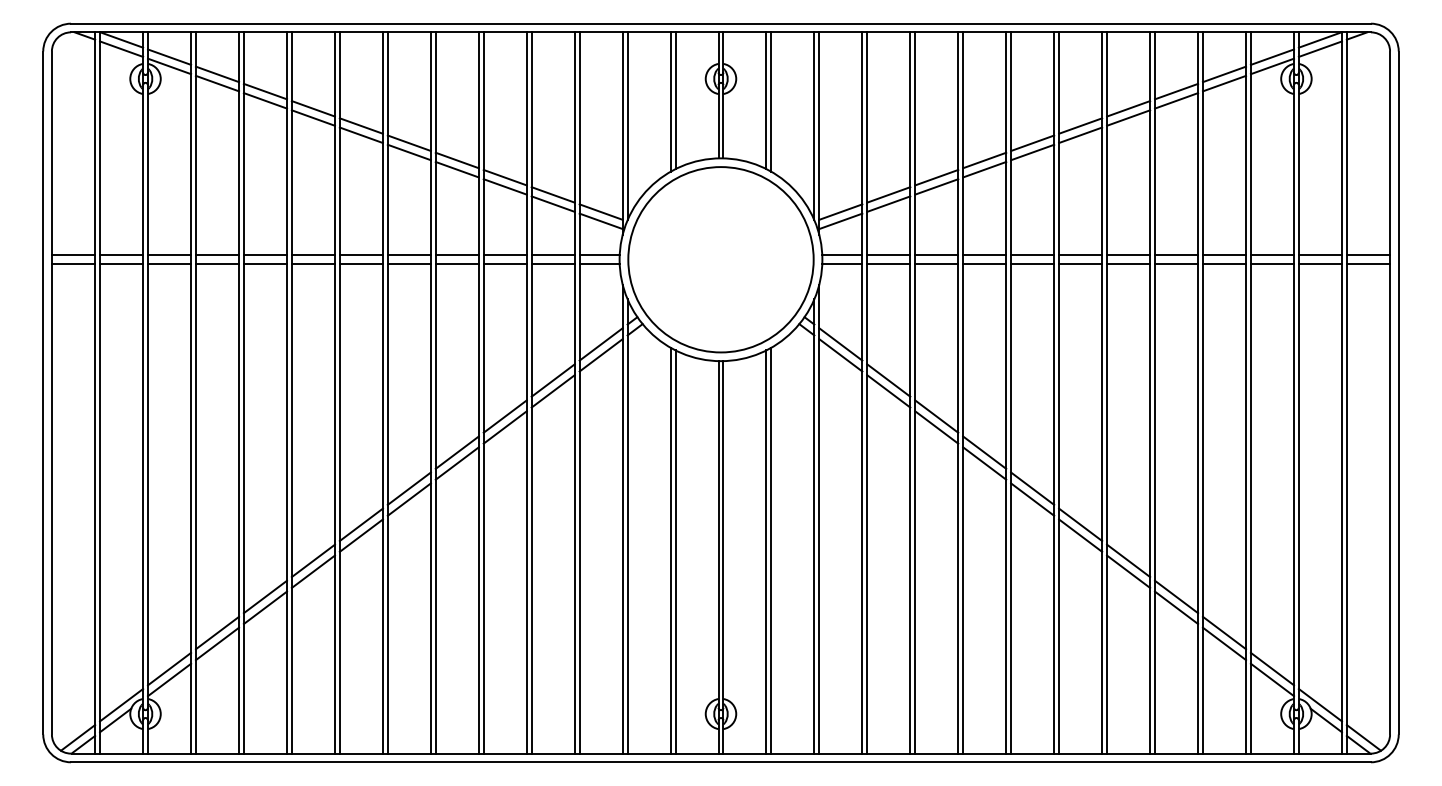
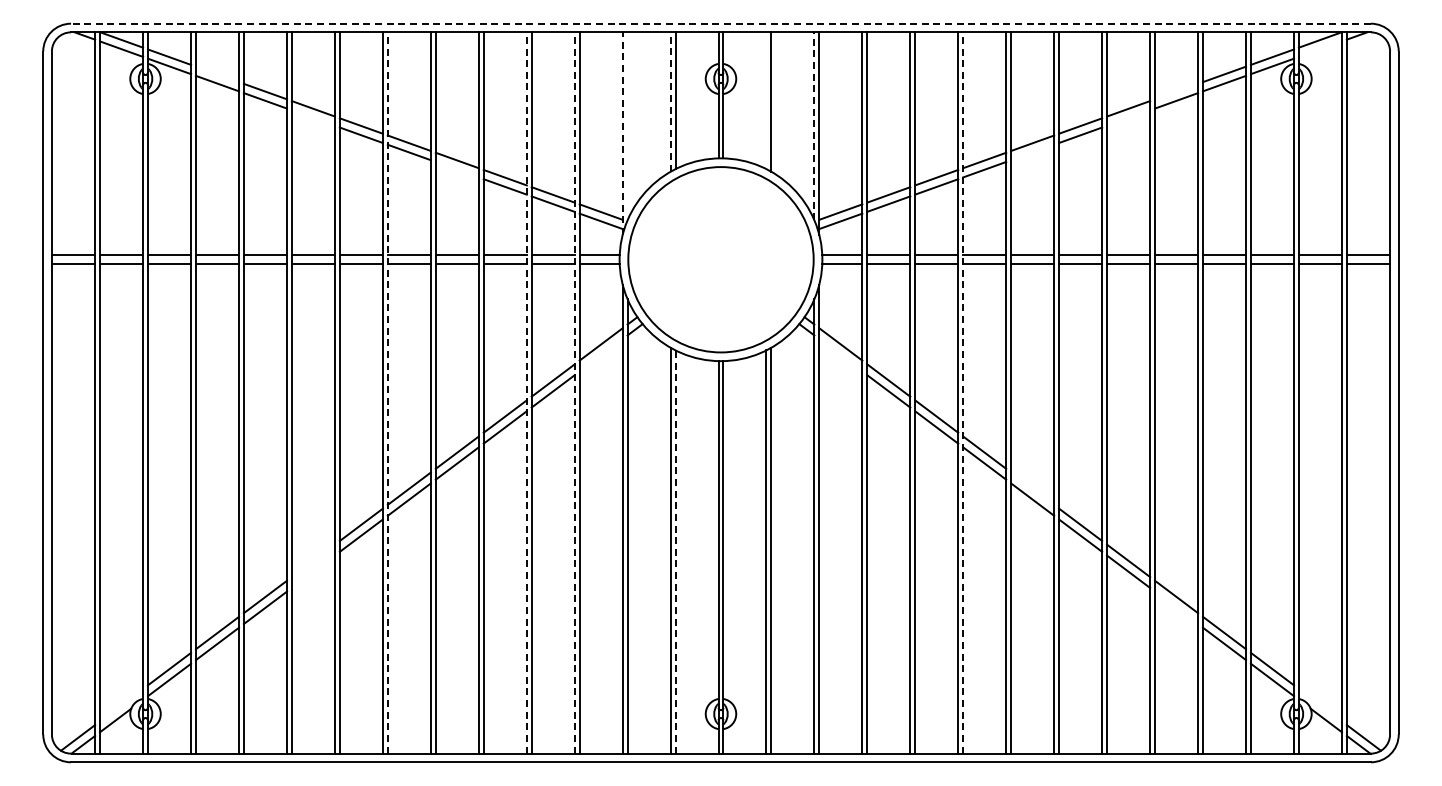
line: solid -> dashed (721, 23)
line: present -> none (1319, 48)
line: present -> none (217, 74)
line: present -> none (1176, 91)
line: present -> none (766, 100)
line: solid -> dashed (670, 102)
line: present -> none (312, 117)
line: present -> none (1128, 117)
line: present -> none (627, 126)
line: solid -> dashed (814, 126)
line: solid -> dashed (622, 133)
line: present -> none (1032, 152)
line: present -> none (456, 169)
line: present -> none (600, 355)
line: present -> none (840, 355)
line: solid -> dashed (387, 392)
line: solid -> dashed (526, 392)
line: solid -> dashed (574, 392)
line: solid -> dashed (963, 392)
line: present -> none (1032, 488)
line: solid -> dashed (675, 552)
line: present -> none (312, 560)
line: present -> none (312, 571)
line: present -> none (1176, 607)
line: present -> none (121, 704)
line: present -> none (1319, 704)
